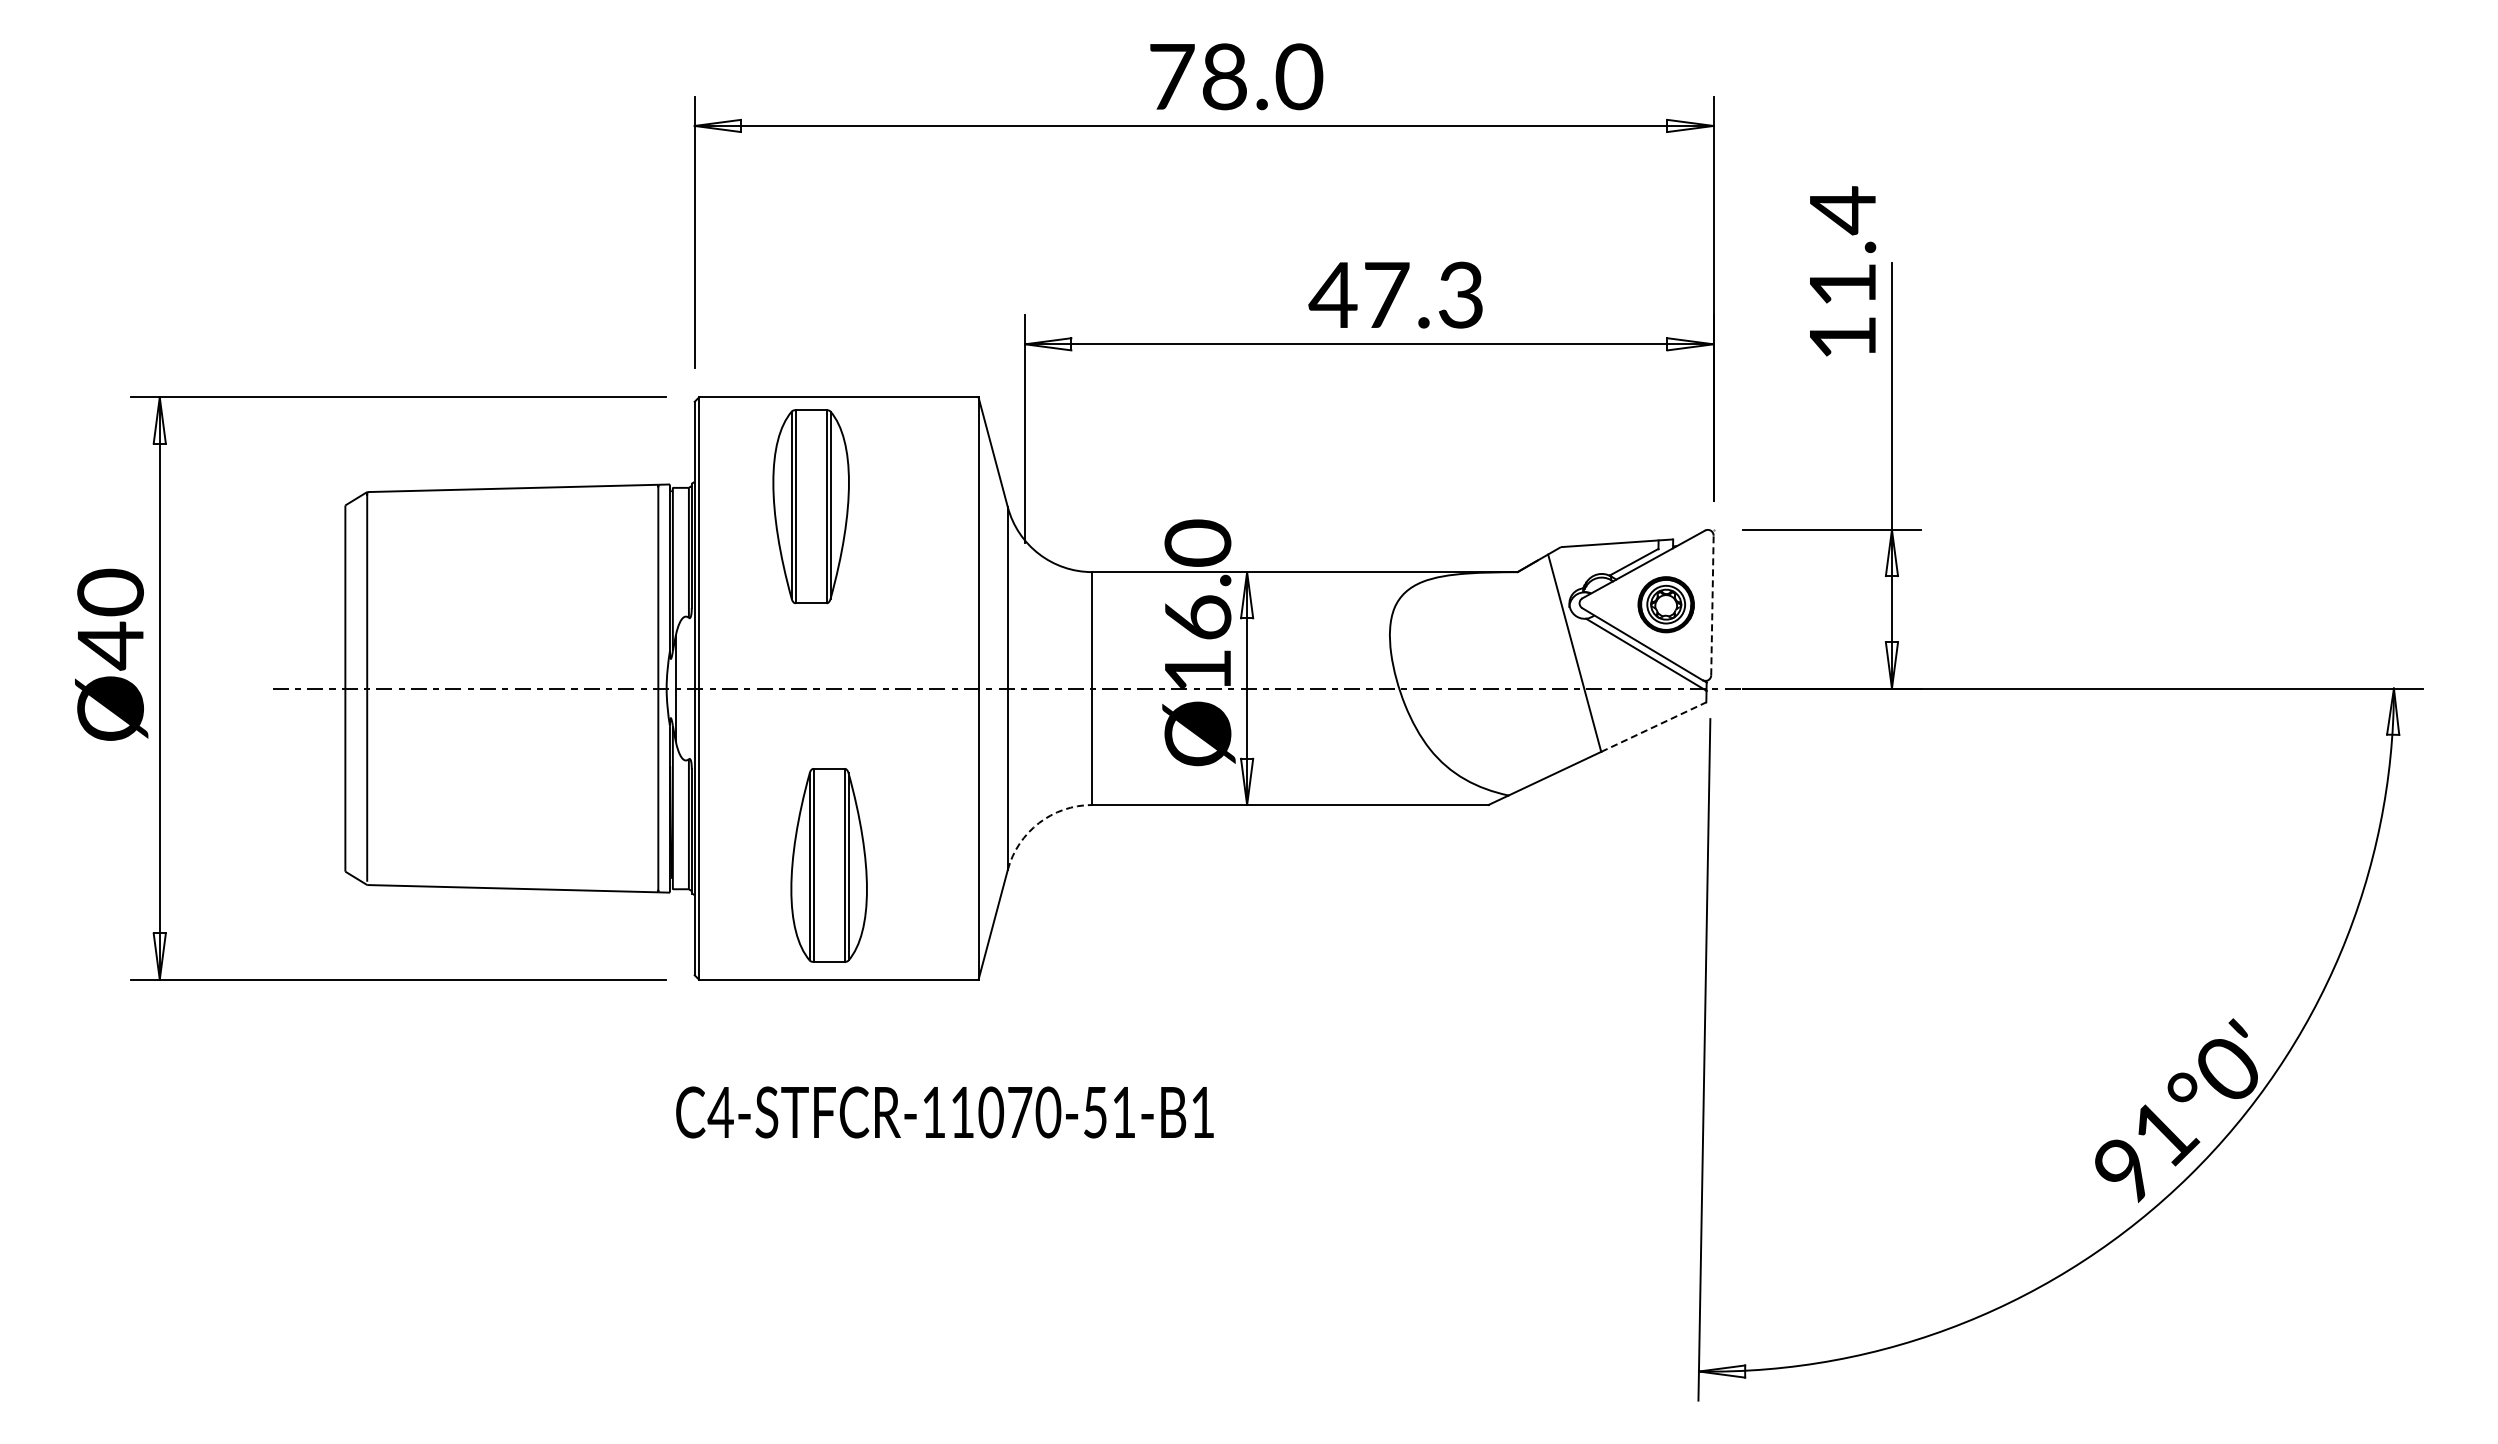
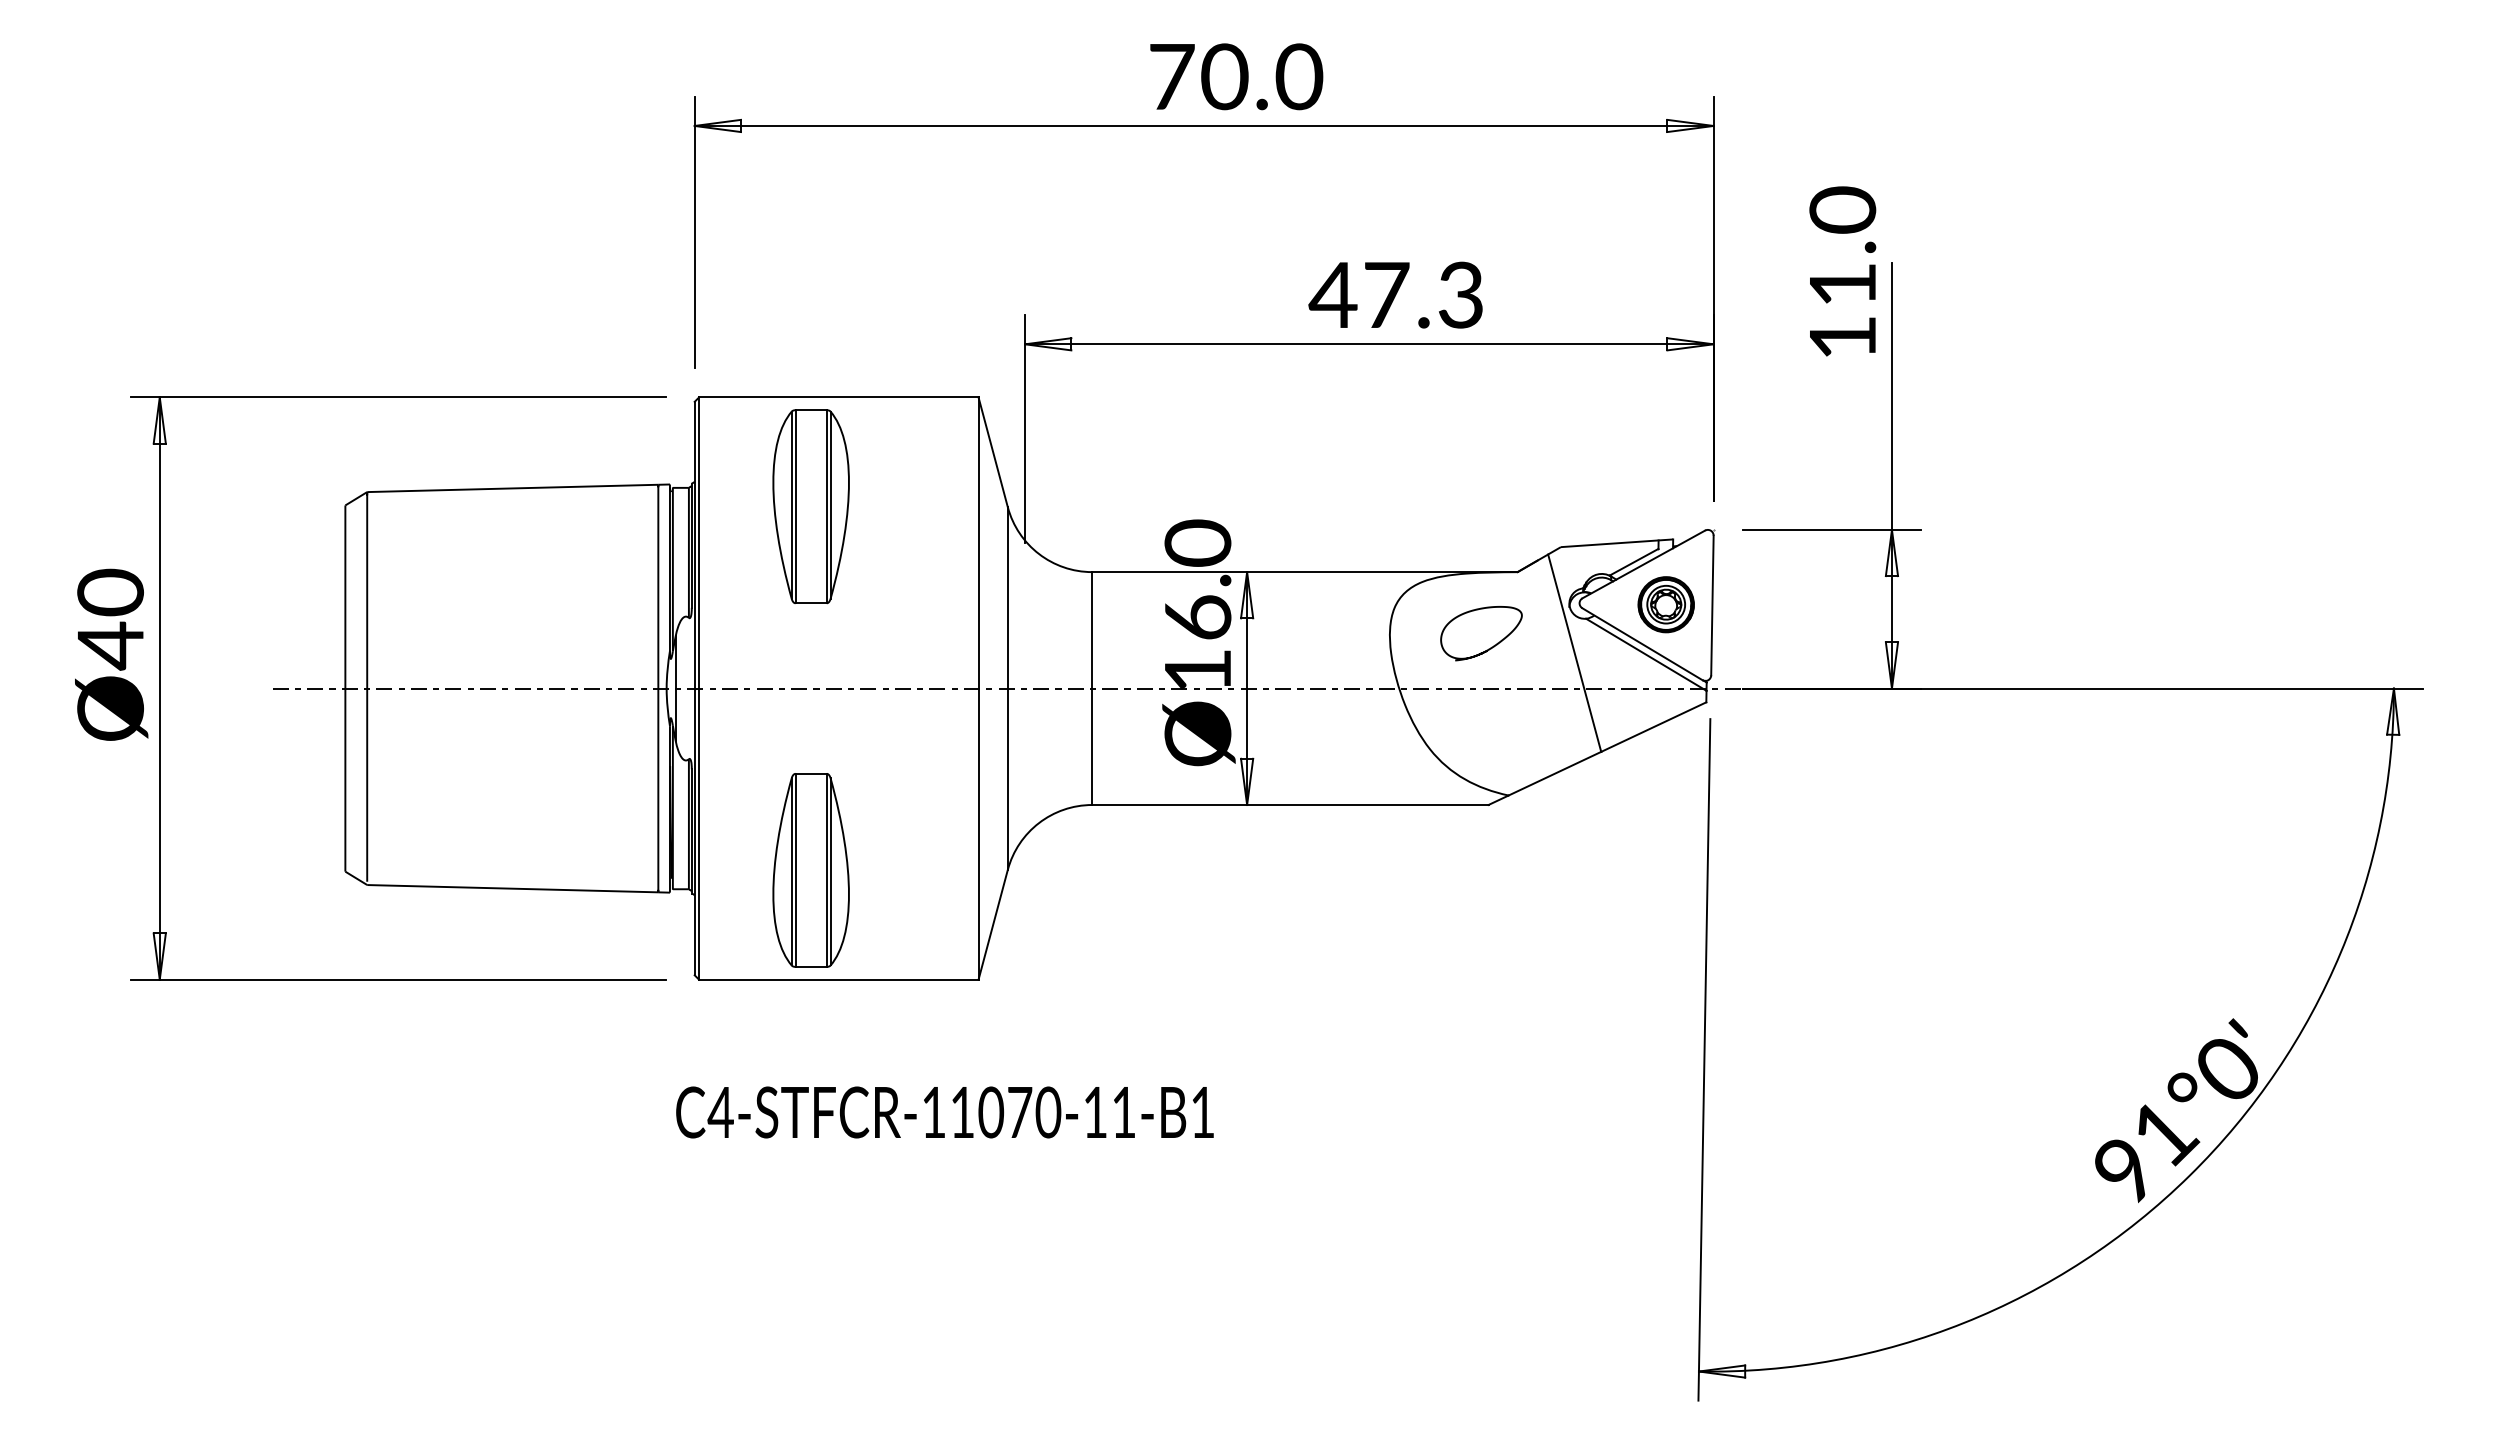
text: 78.0 -> 70.0 (1224, 76)
text: 11.4 -> 11.0 (1842, 210)
line: dashed -> solid (1712, 605)
curve: none -> present (1488, 648)
line: dashed -> solid (1654, 726)
arc: dashed -> solid (1039, 823)
part position: (828, 865) -> (810, 870) (810, 870)
text: C4-STFCR-11070-51-B1 -> C4-STFCR-11070-11-B1 (1095, 1112)
